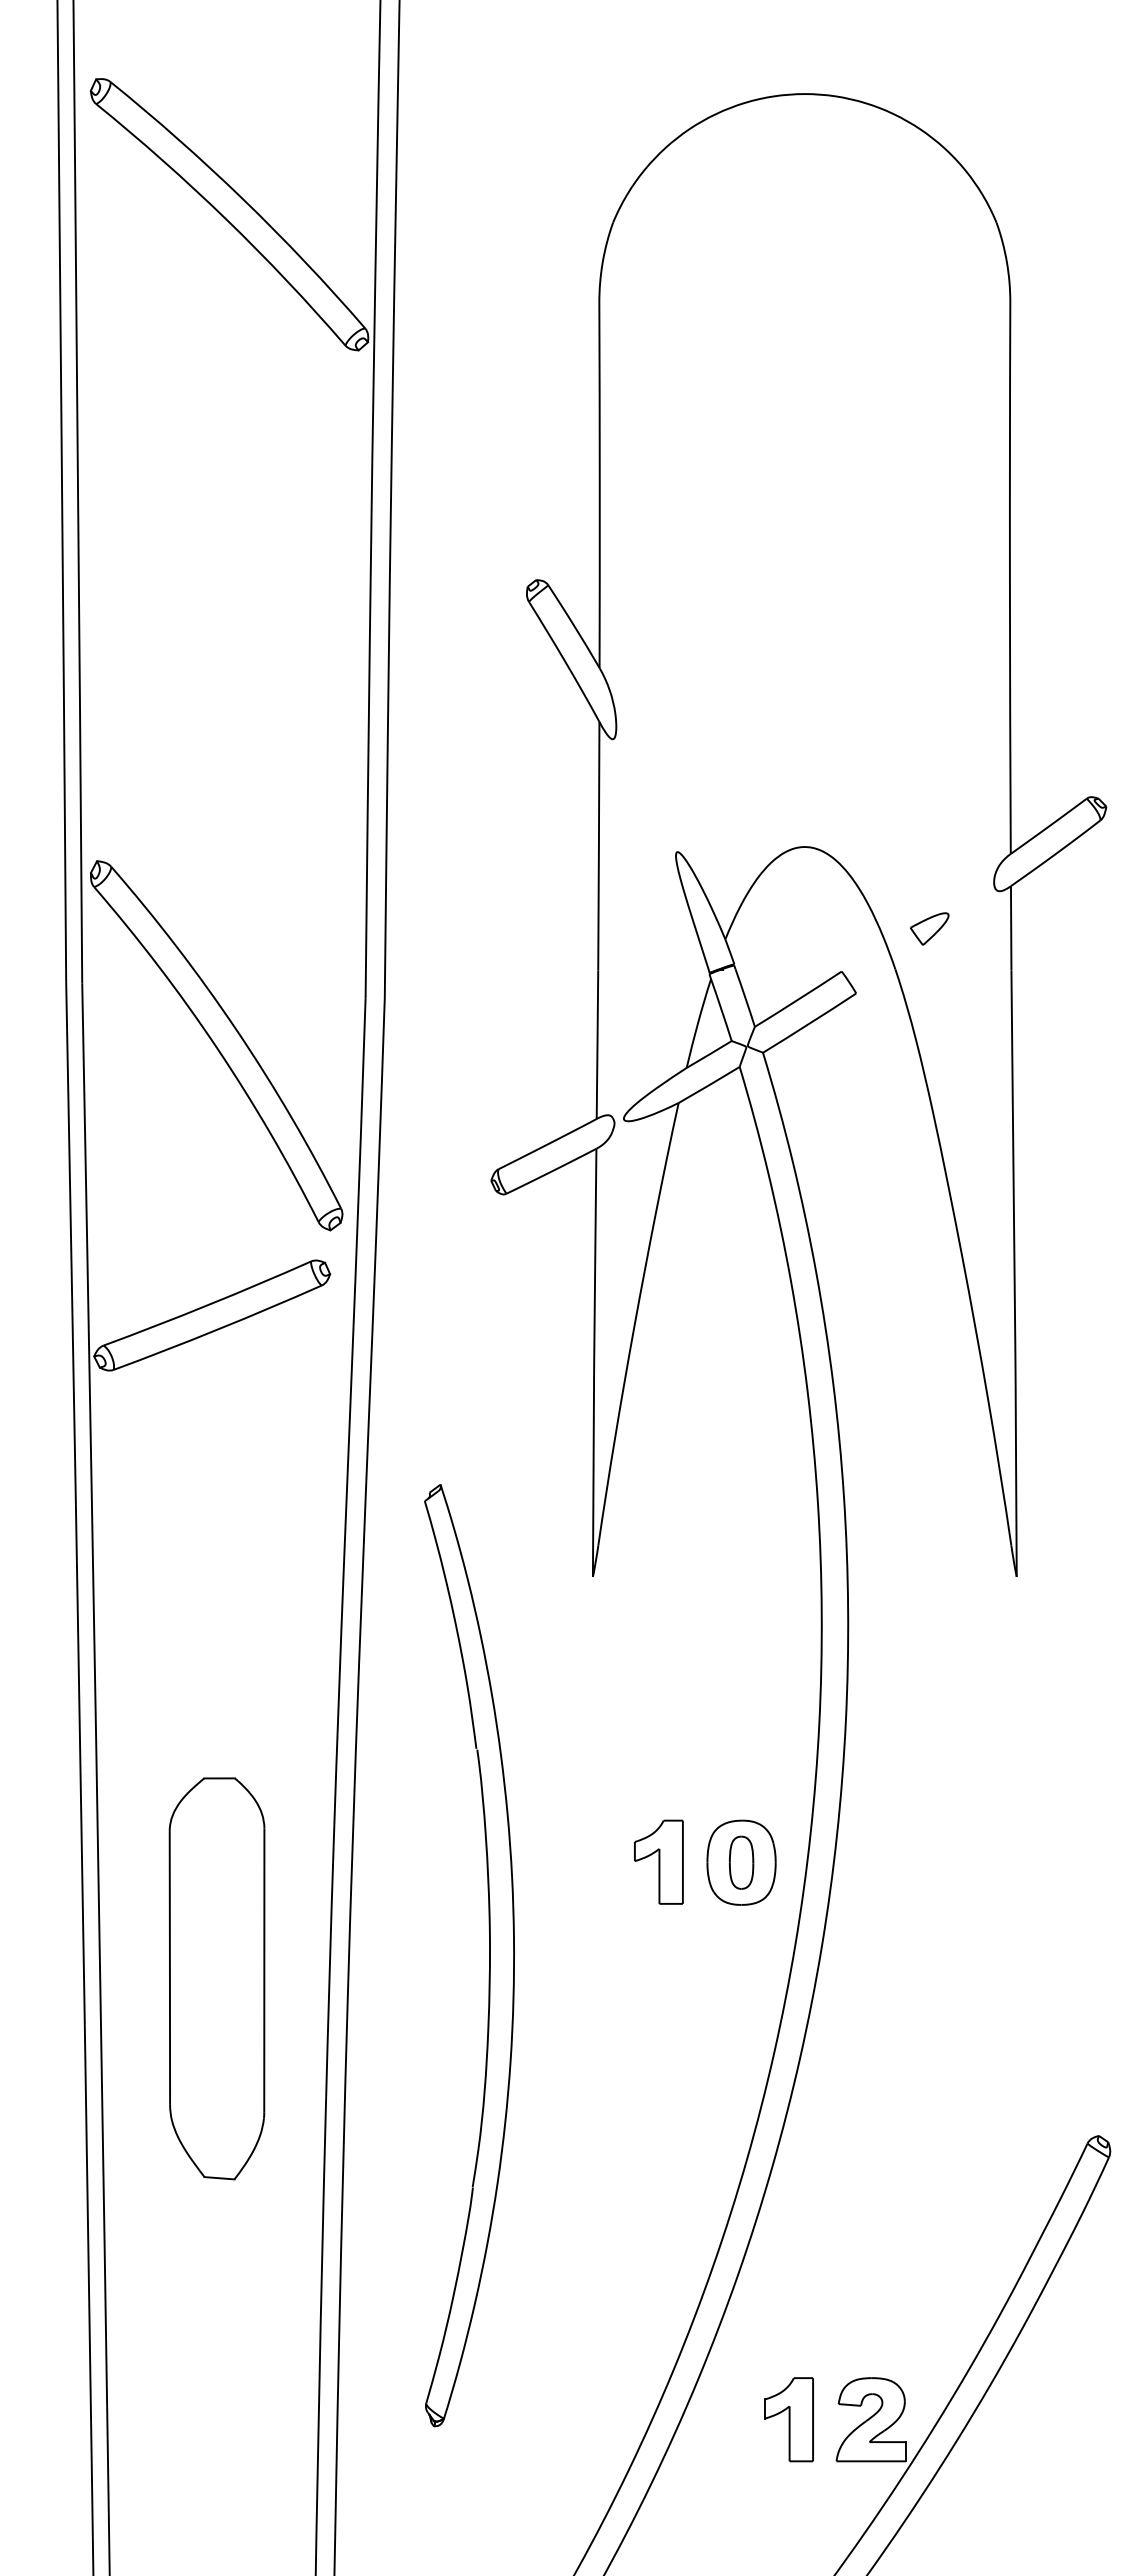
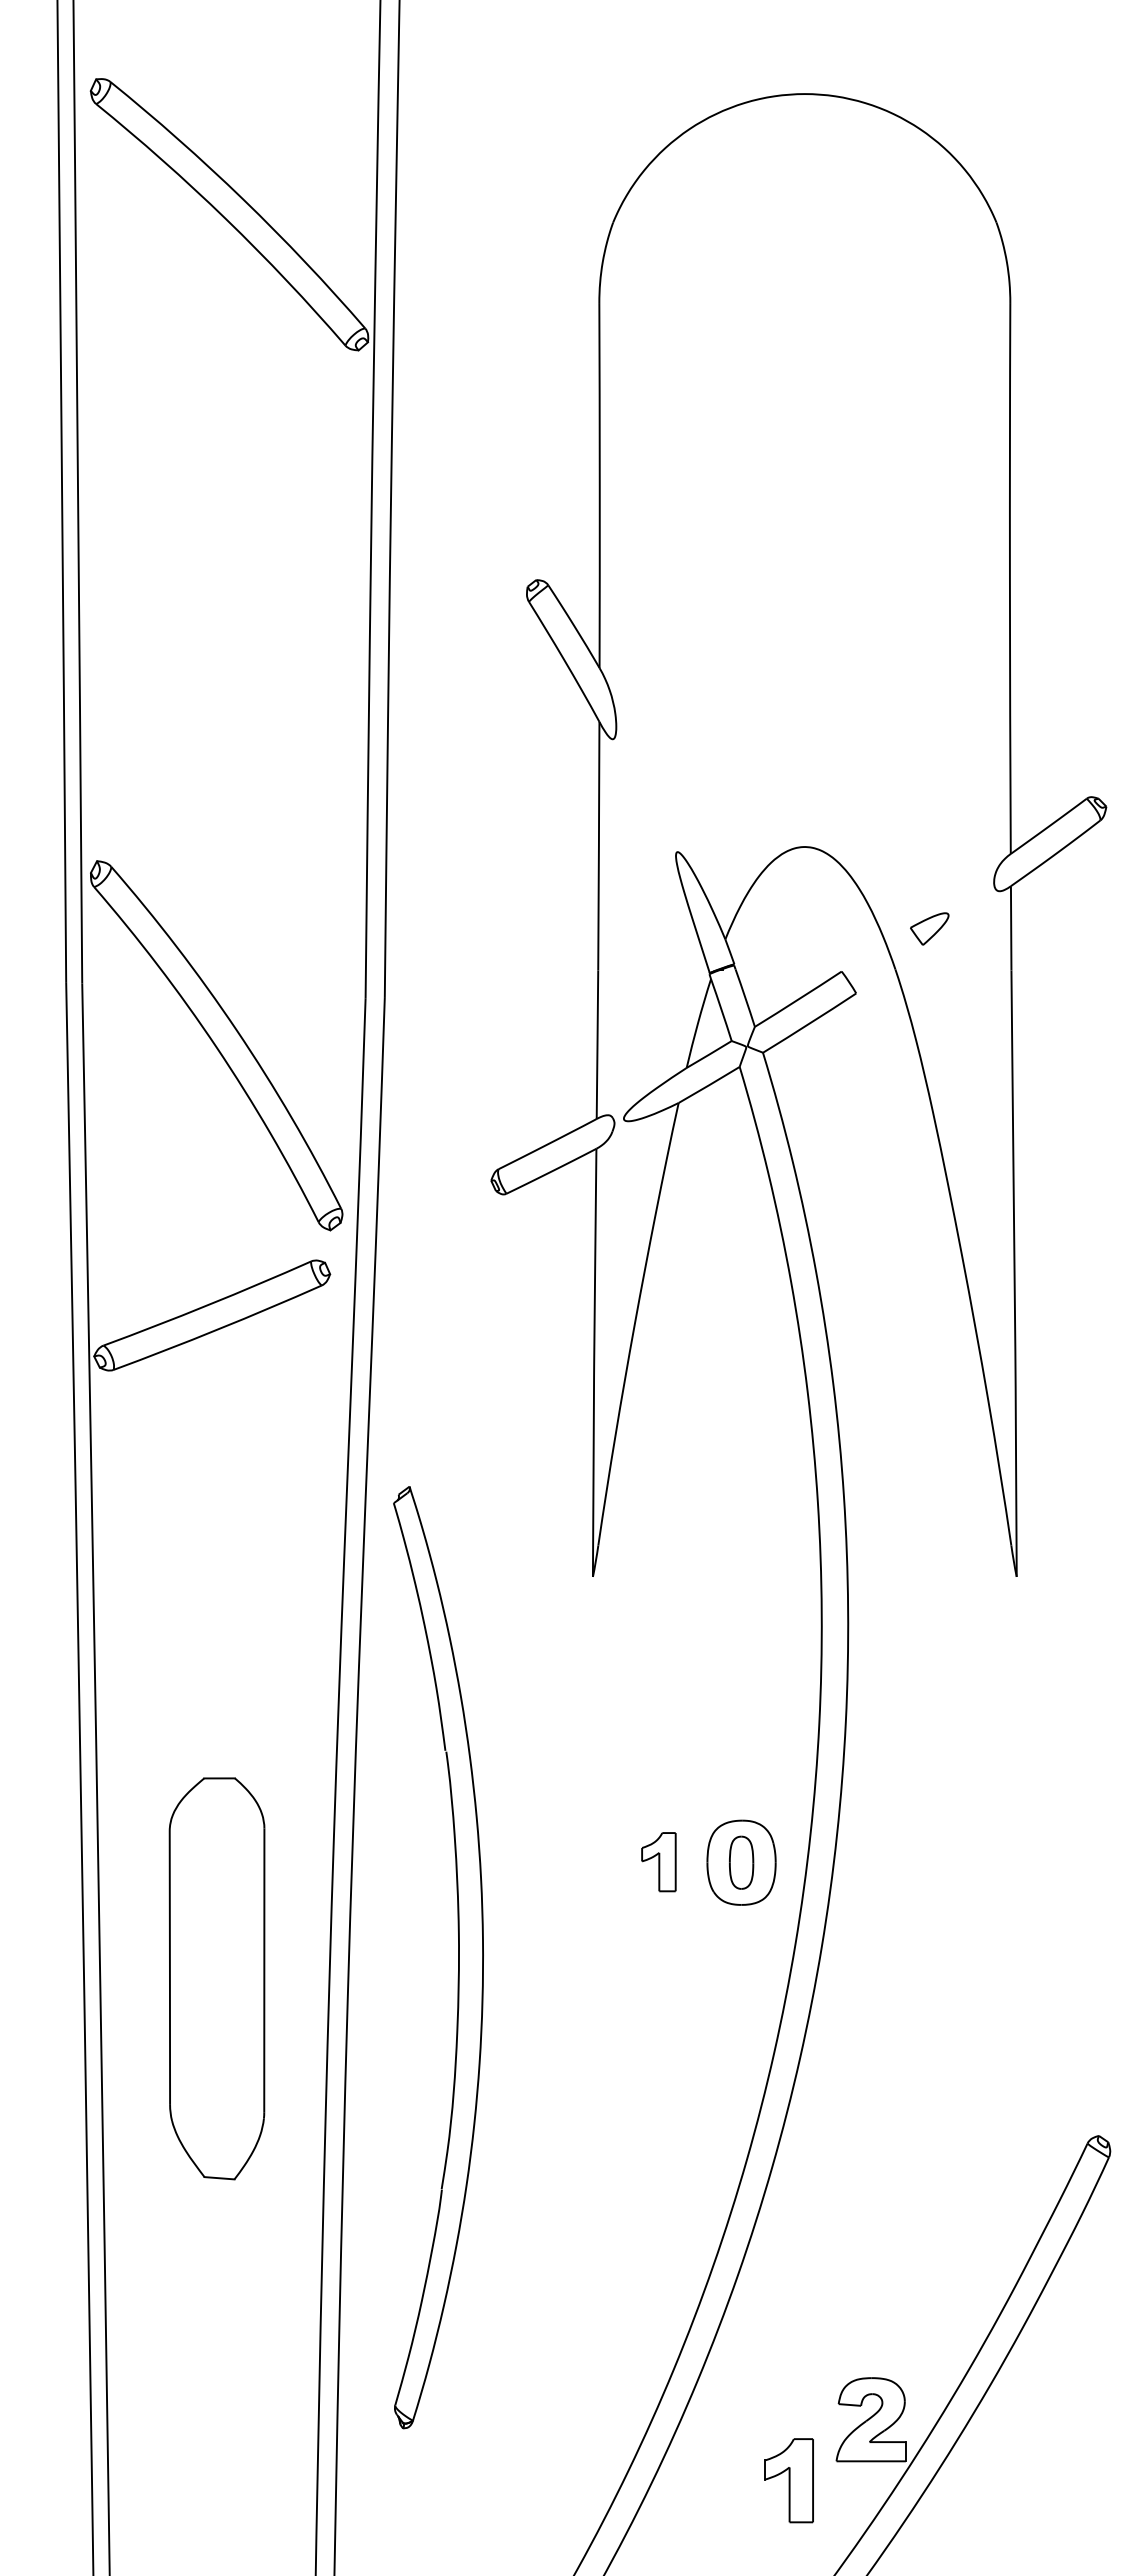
part size: 50x86 px -> 36x61 px (658, 1862)
part position: (489, 1955) -> (458, 1957) (458, 1957)
part position: (788, 2419) -> (788, 2480) (788, 2480)
